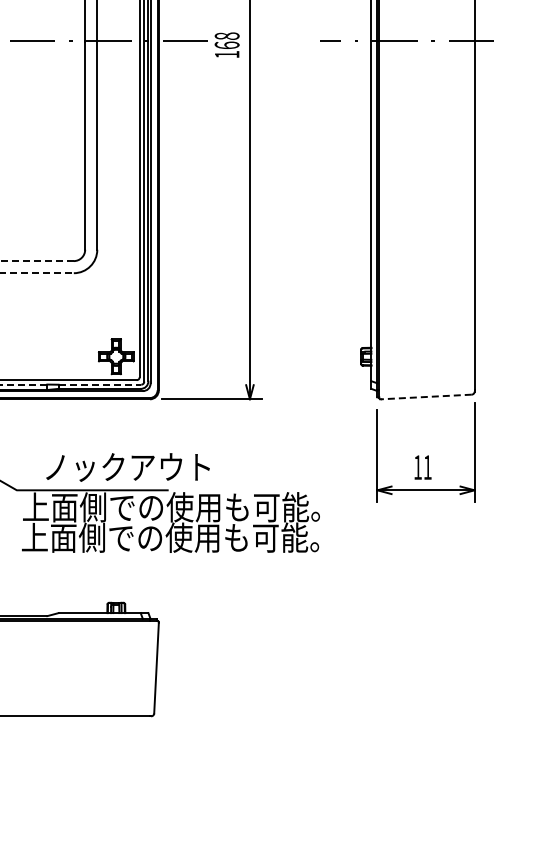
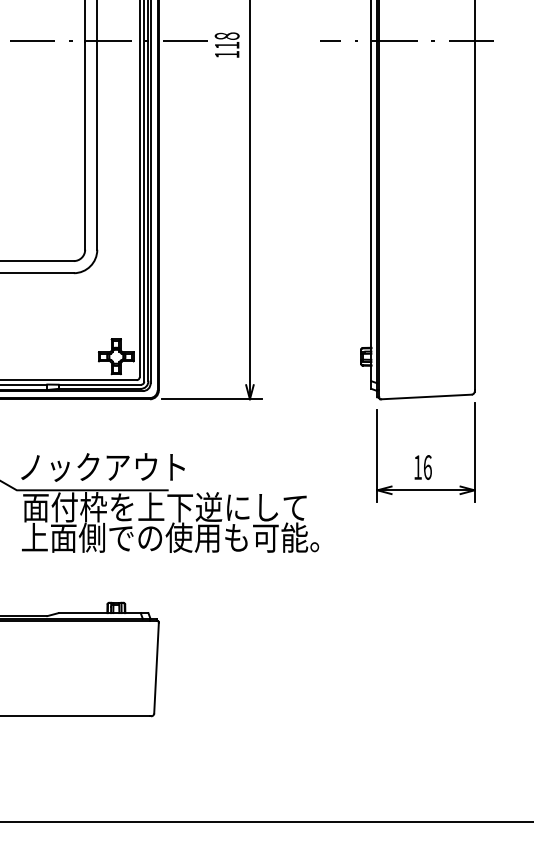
text: 168 -> 118 (226, 44)
line: dashed -> solid (37, 261)
line: dashed -> solid (37, 273)
line: dashed -> solid (23, 384)
line: dashed -> solid (100, 384)
line: dashed -> solid (425, 397)
text position: (127, 467) -> (102, 467) (102, 467)
text: 11 -> 16 (427, 467)
text: 上面側での使用も可能。 -> 面付枠を上下逆にして (171, 507)
line: none -> present (266, 821)
